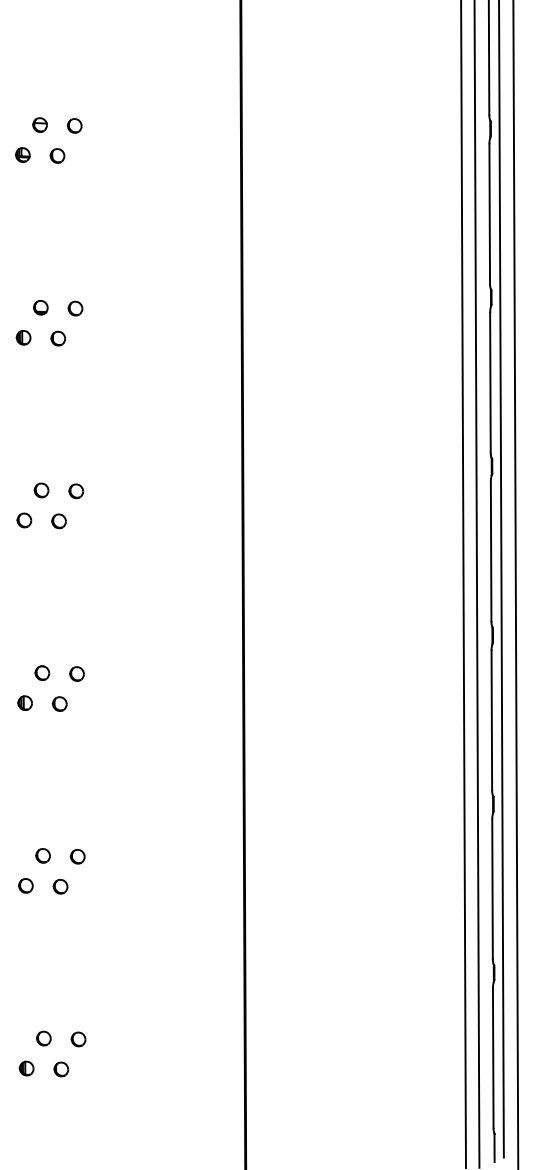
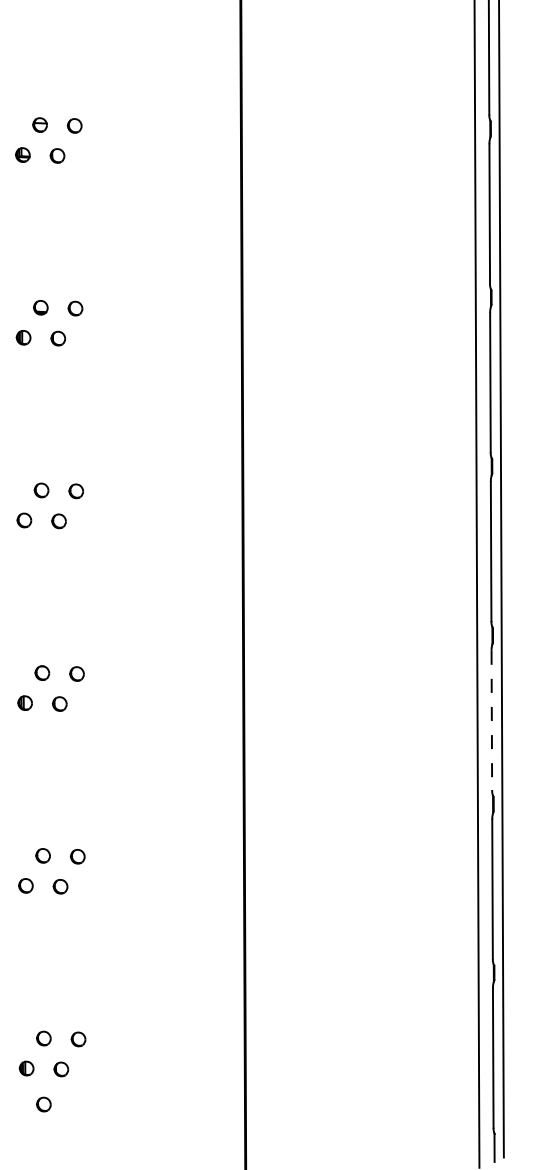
line: present -> none (463, 584)
line: present -> none (515, 584)
line: solid -> dashed (491, 720)
part: none -> present (43, 1104)
